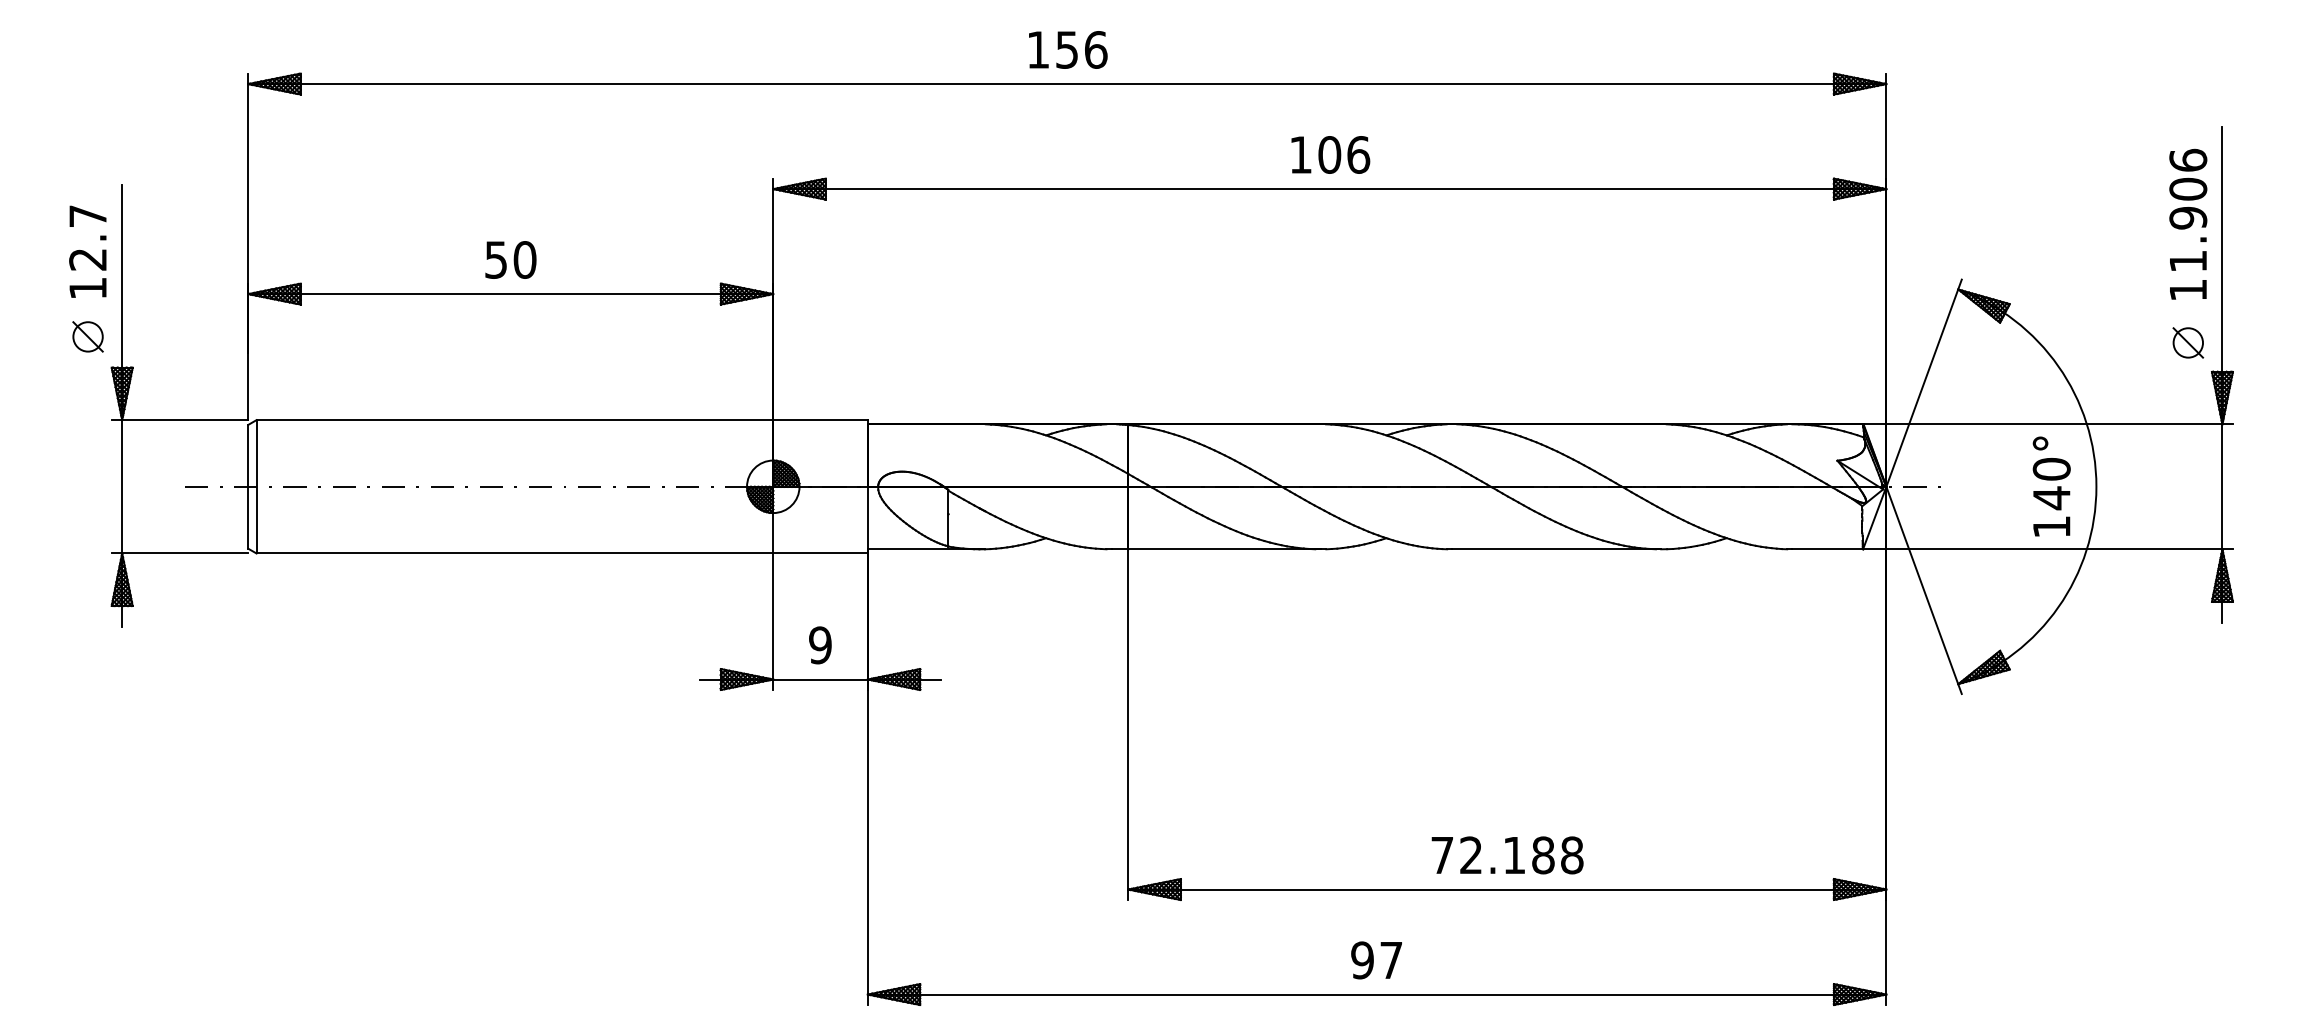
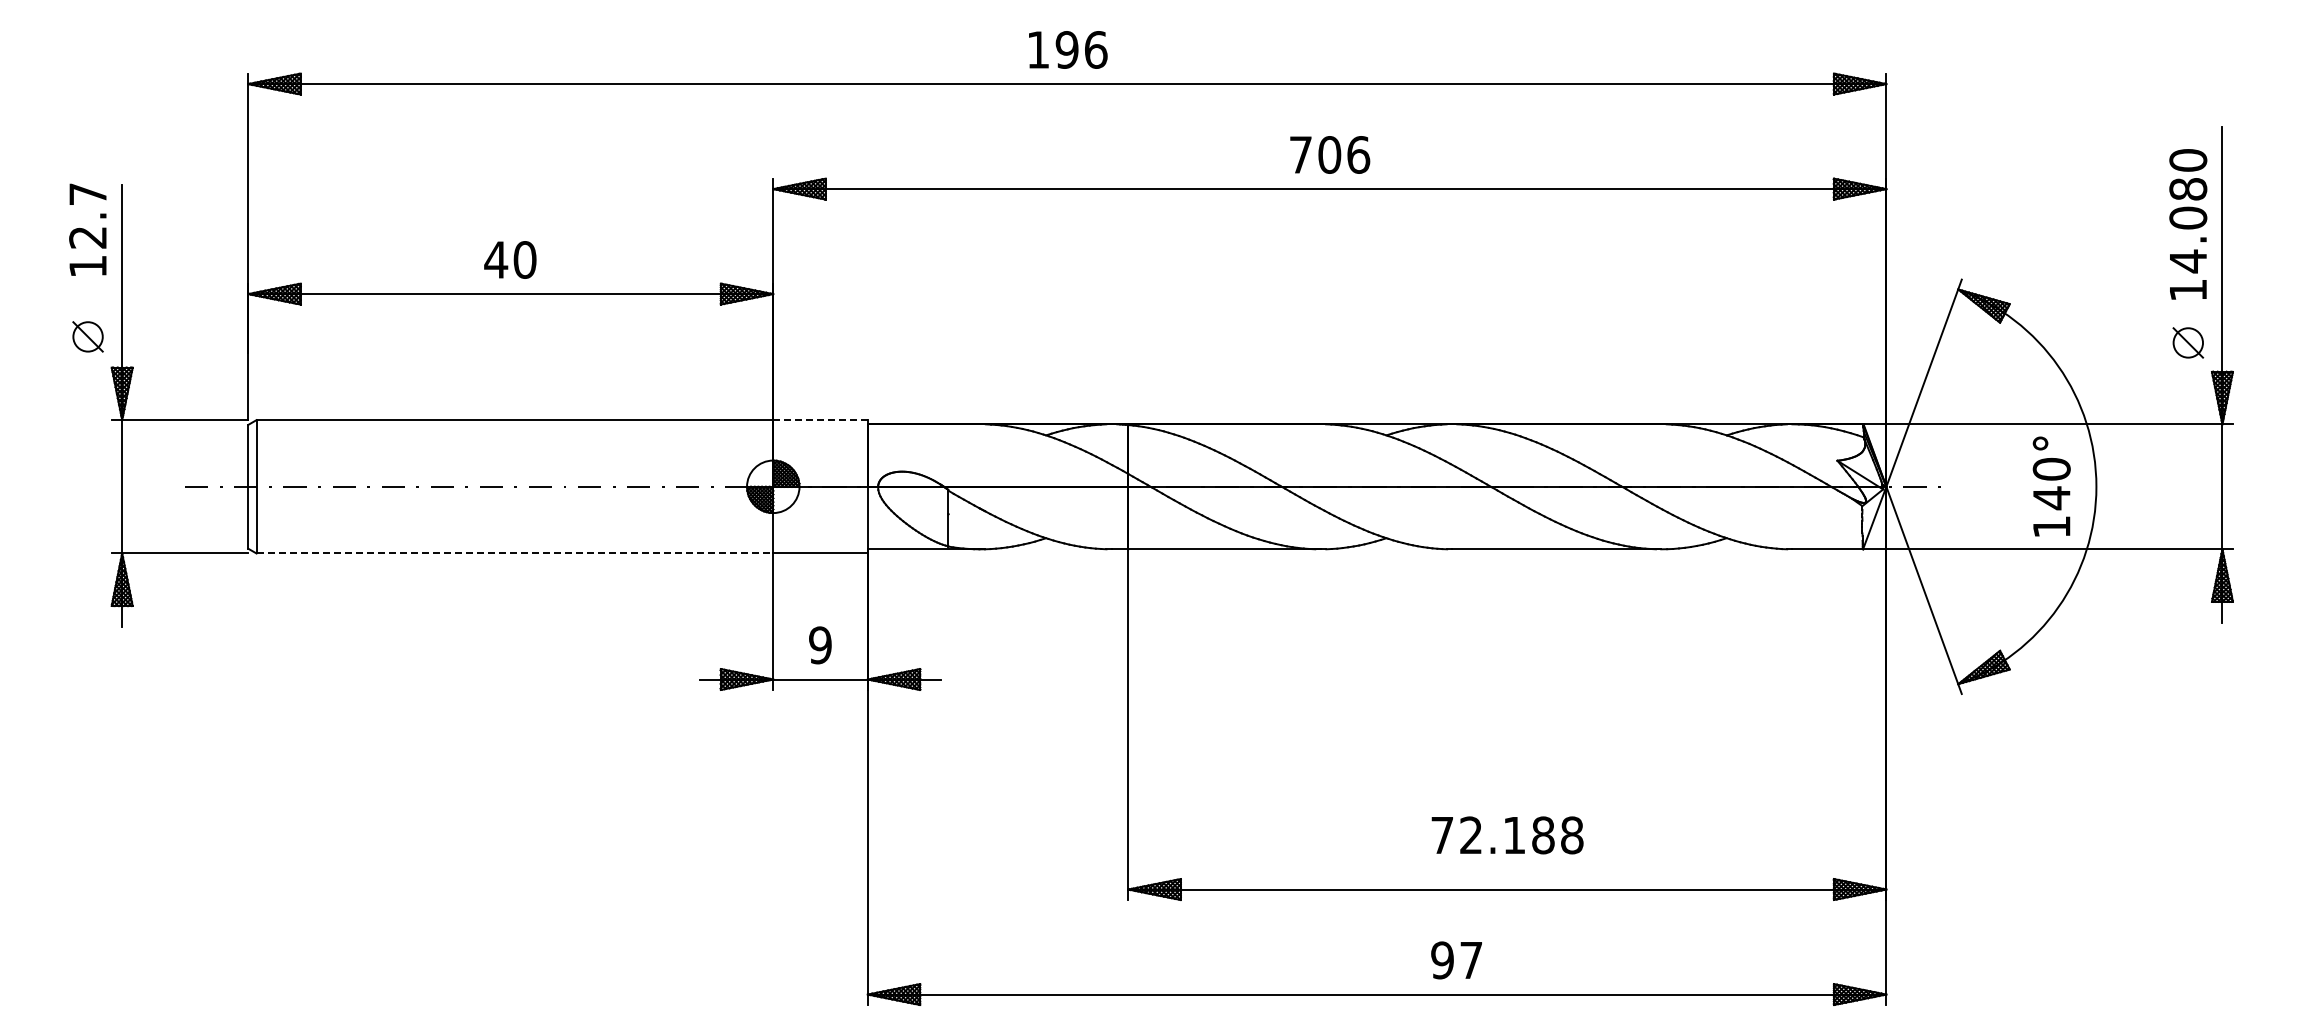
text: 156 -> 196 (1066, 49)
text: 106 -> 706 (1300, 154)
text: 11.906 -> 14.080 (2188, 210)
text position: (87, 251) -> (87, 229) (87, 229)
text: 50 -> 40 (496, 259)
line: solid -> dashed (821, 420)
line: solid -> dashed (515, 553)
text position: (1507, 855) -> (1507, 835) (1507, 835)
text position: (1376, 960) -> (1456, 960) (1456, 960)
